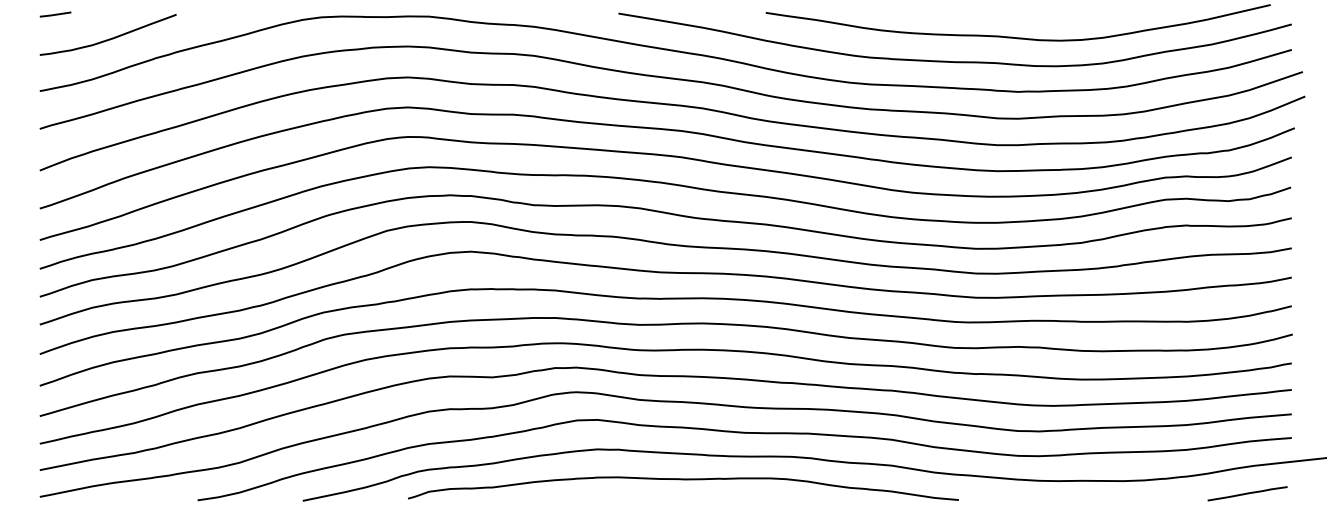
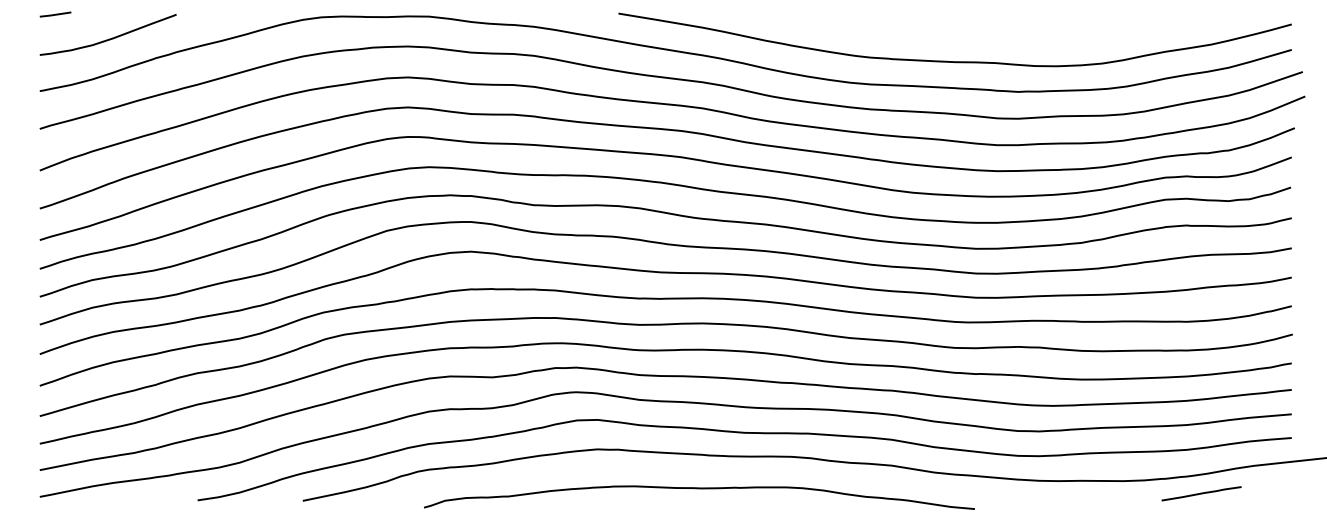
curve: present -> none (1012, 36)
curve position: (683, 480) -> (699, 489) (699, 489)
line position: (1247, 493) -> (1201, 493) (1201, 493)
